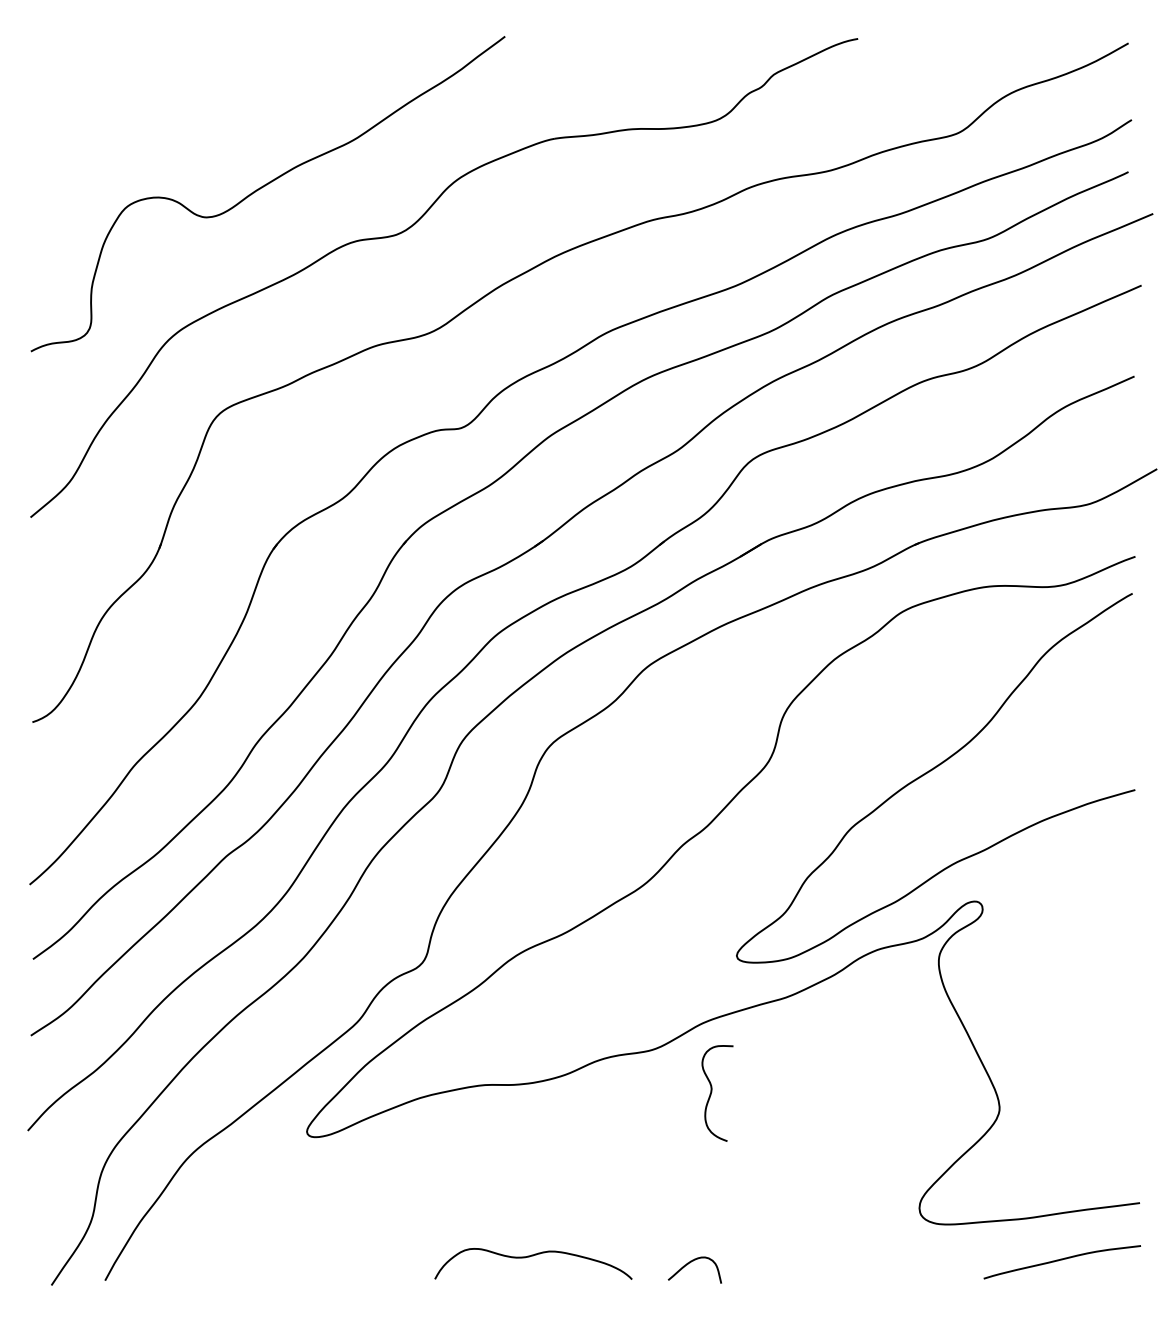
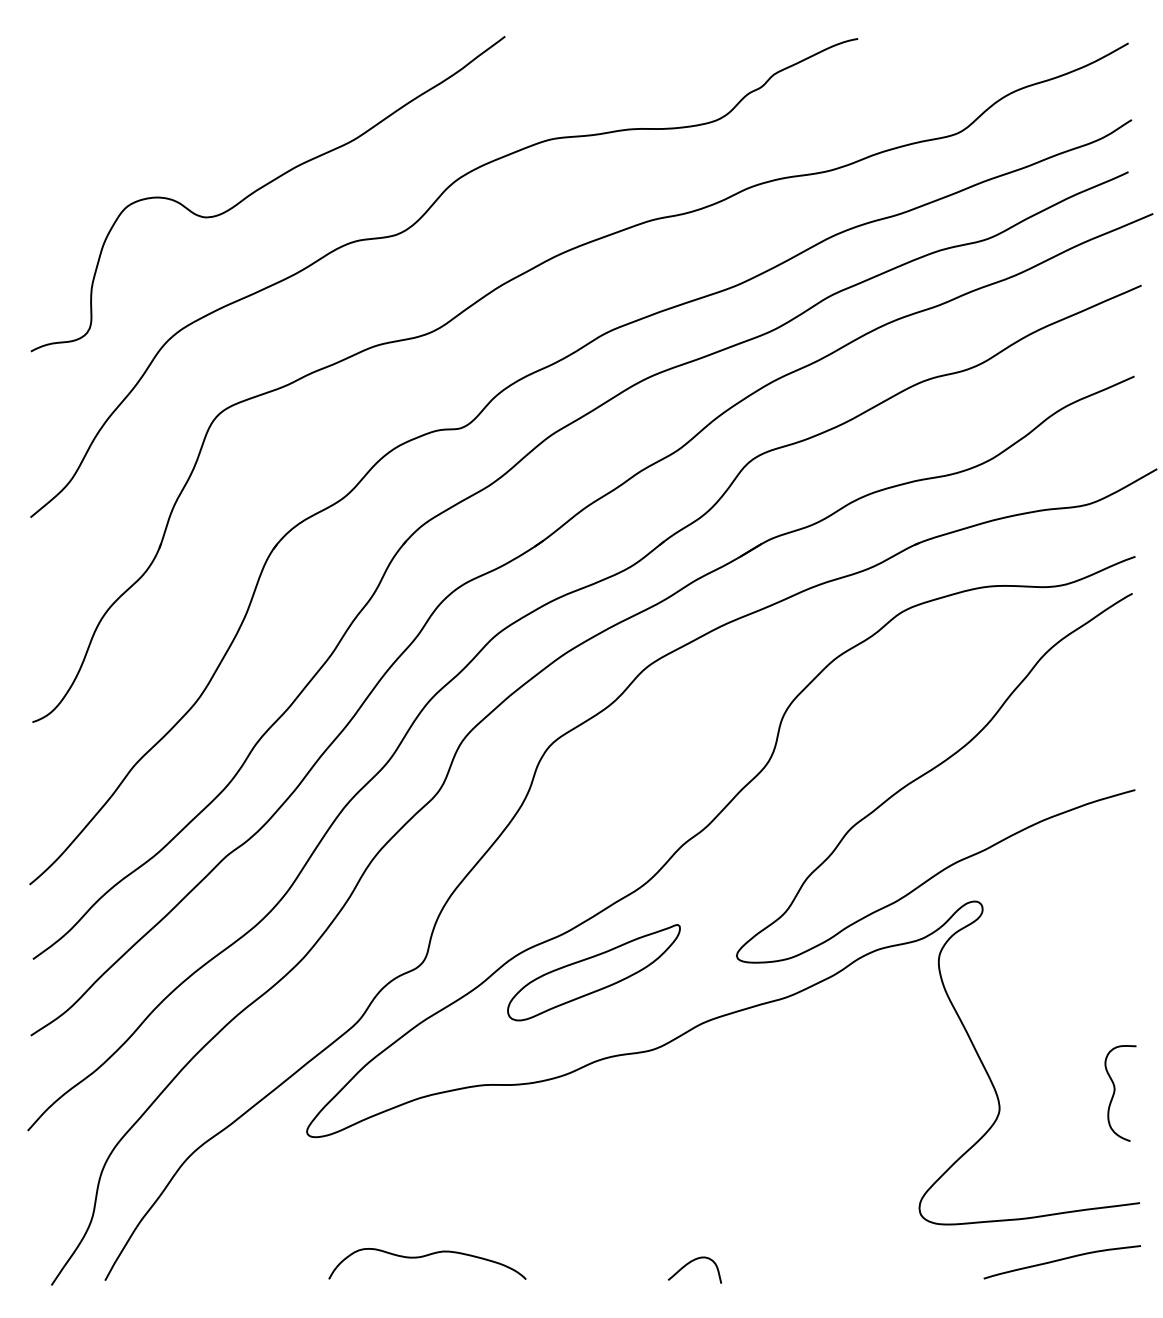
part: none -> present (593, 972)
curve position: (712, 1092) -> (1115, 1092) (1115, 1092)
curve position: (533, 1256) -> (427, 1256) (427, 1256)
